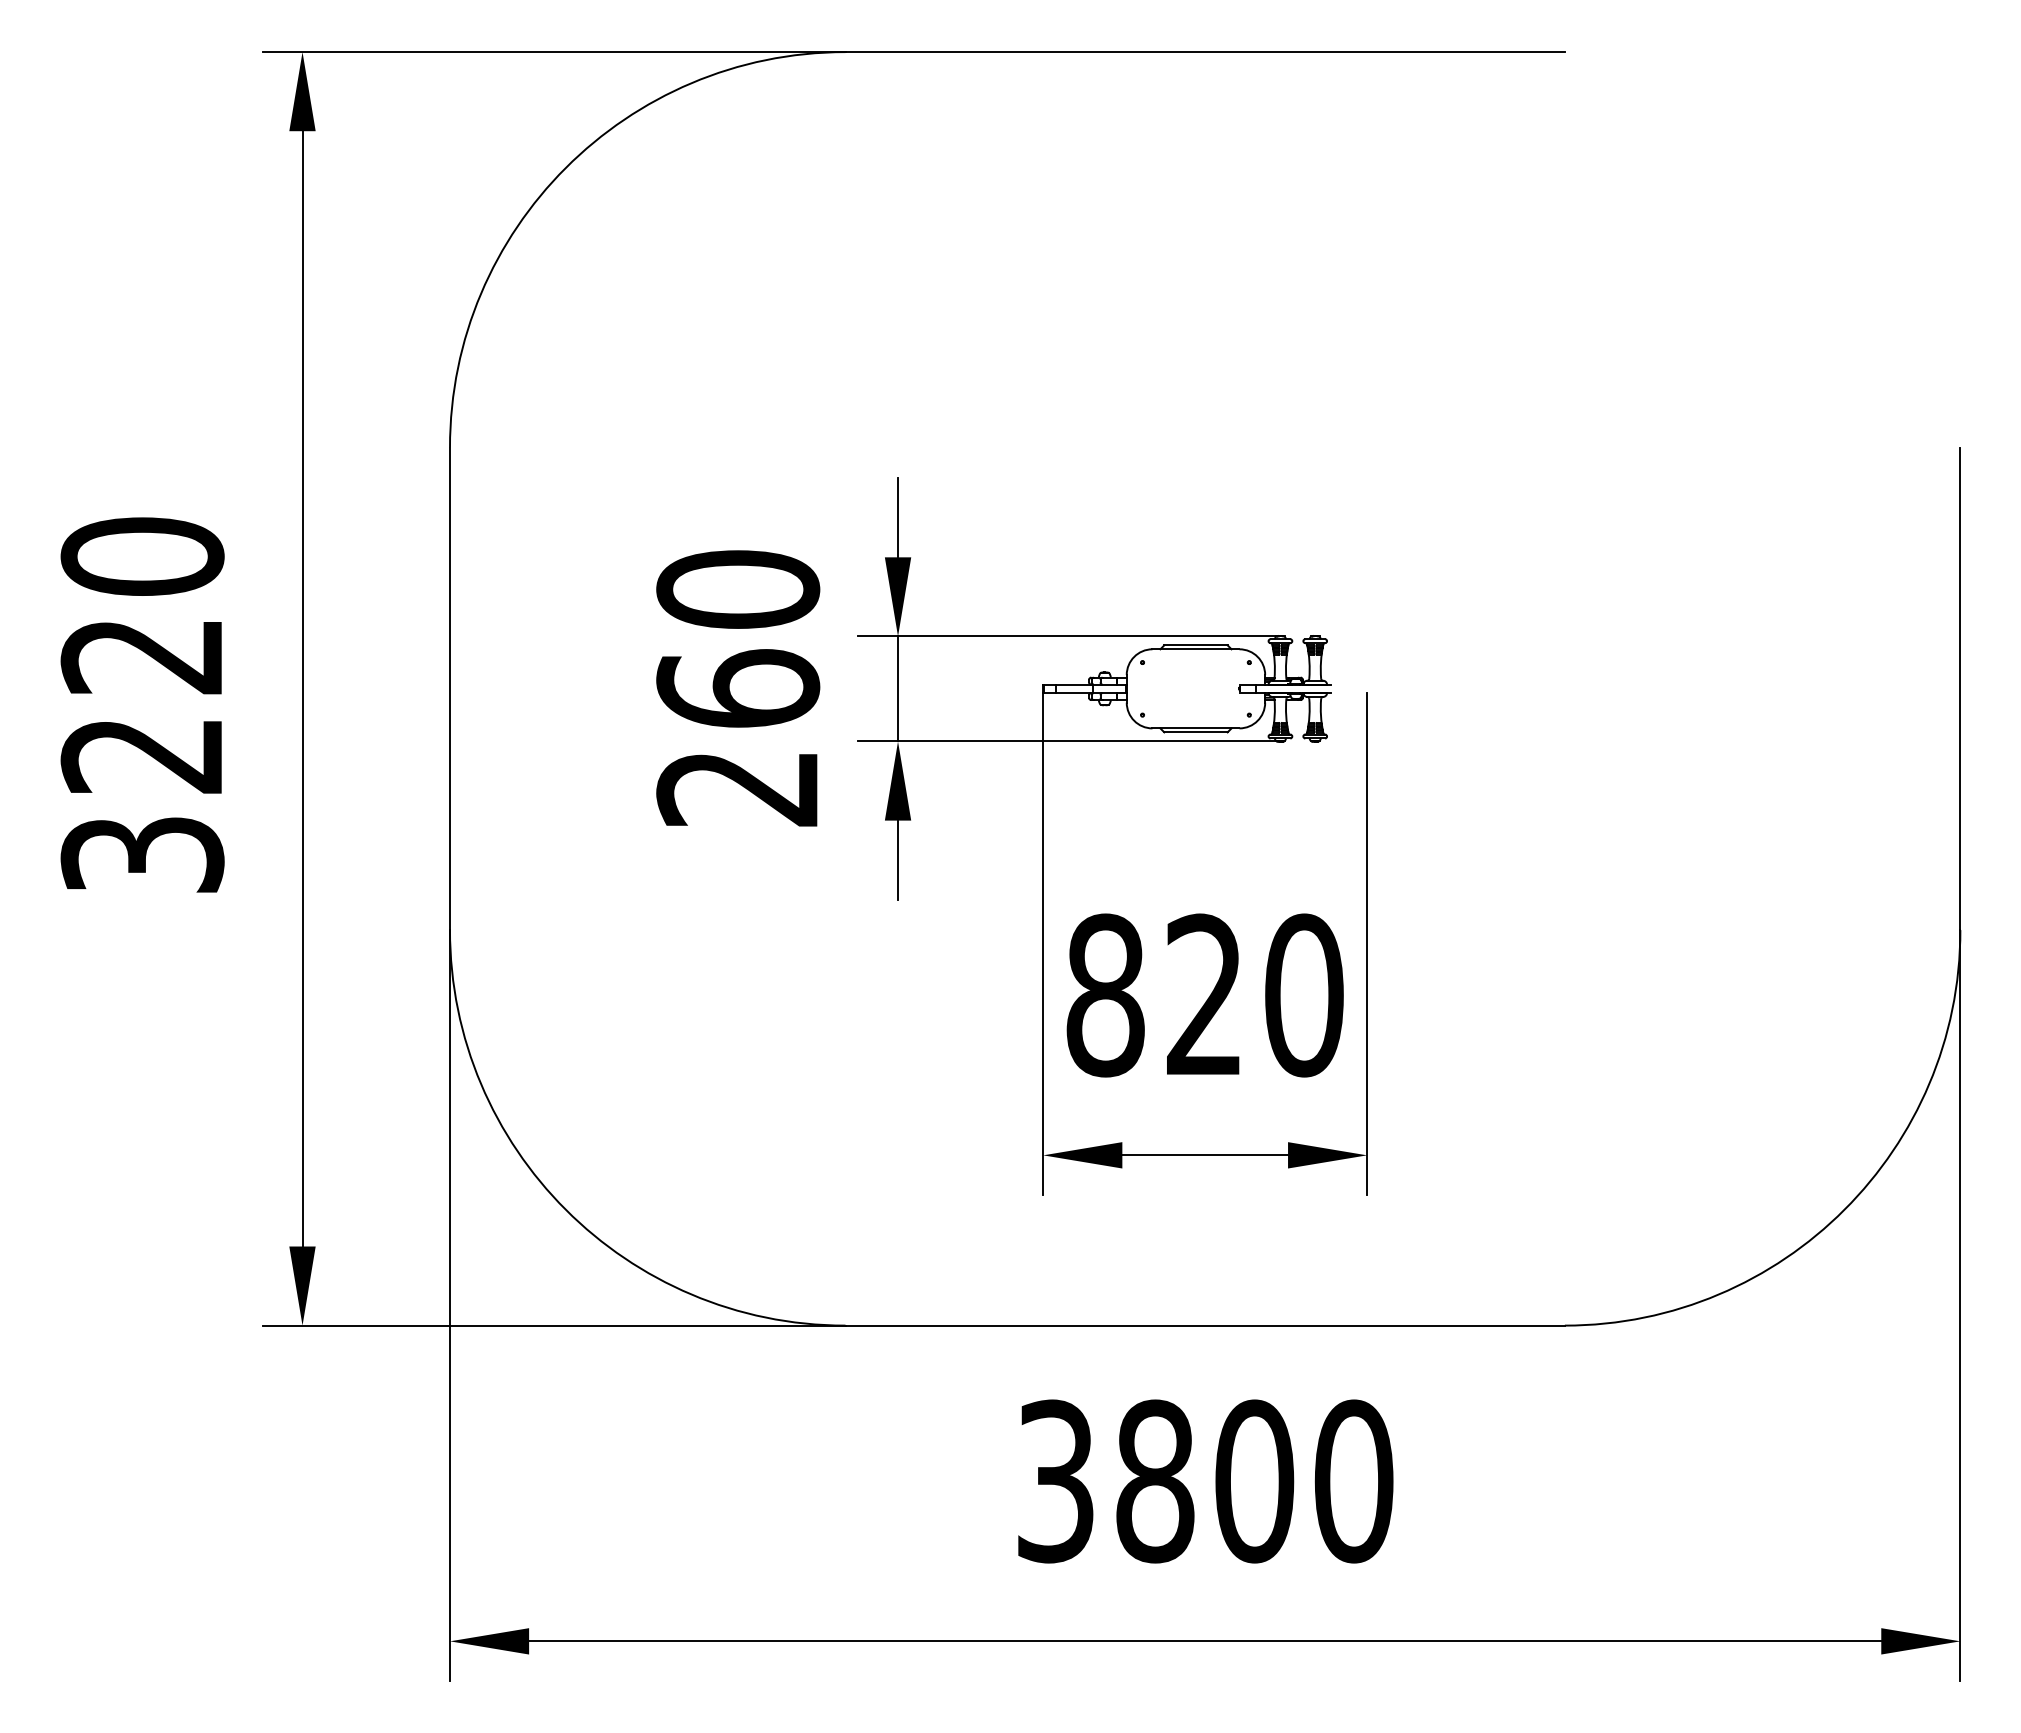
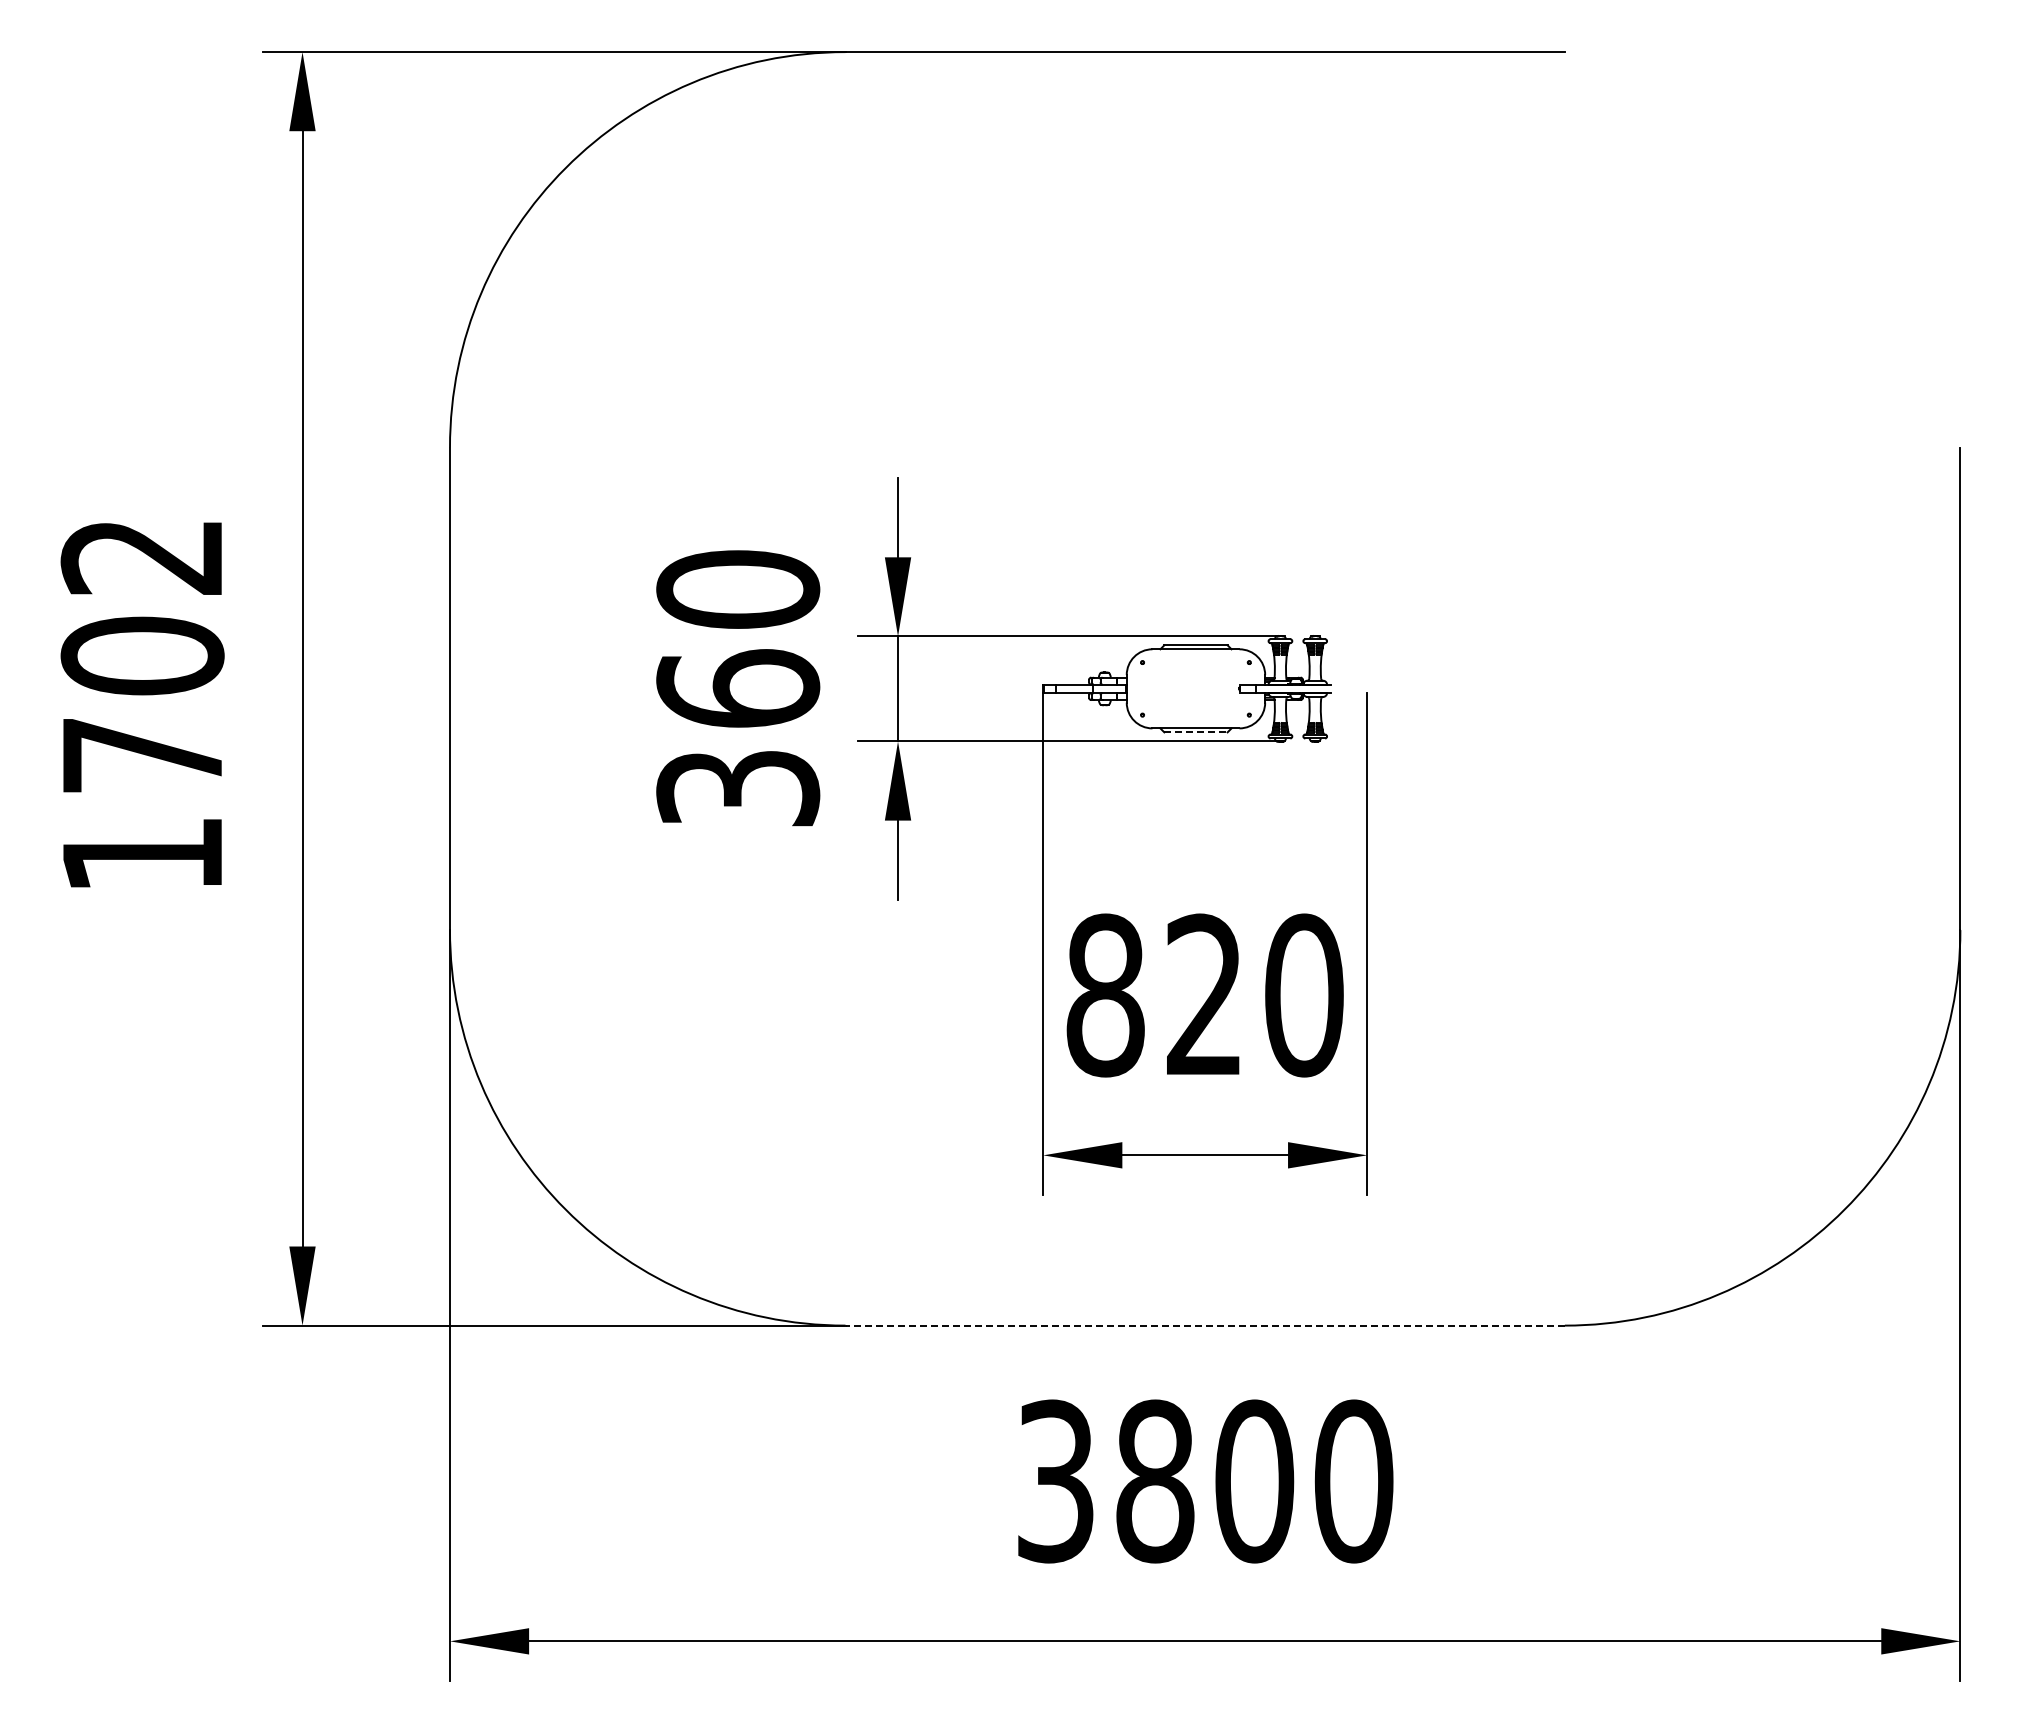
text: 3220 -> 1702 (142, 704)
line: solid -> dashed (1195, 732)
text: 260 -> 360 (738, 788)
line: solid -> dashed (1205, 1325)
